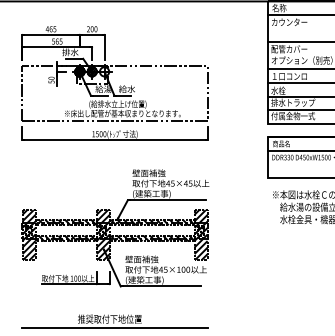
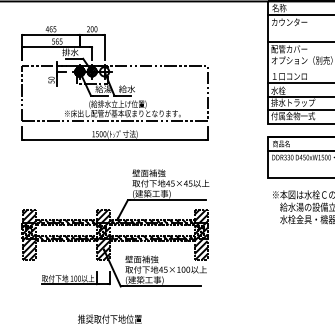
line: present -> none (299, 69)
line: present -> none (114, 327)
